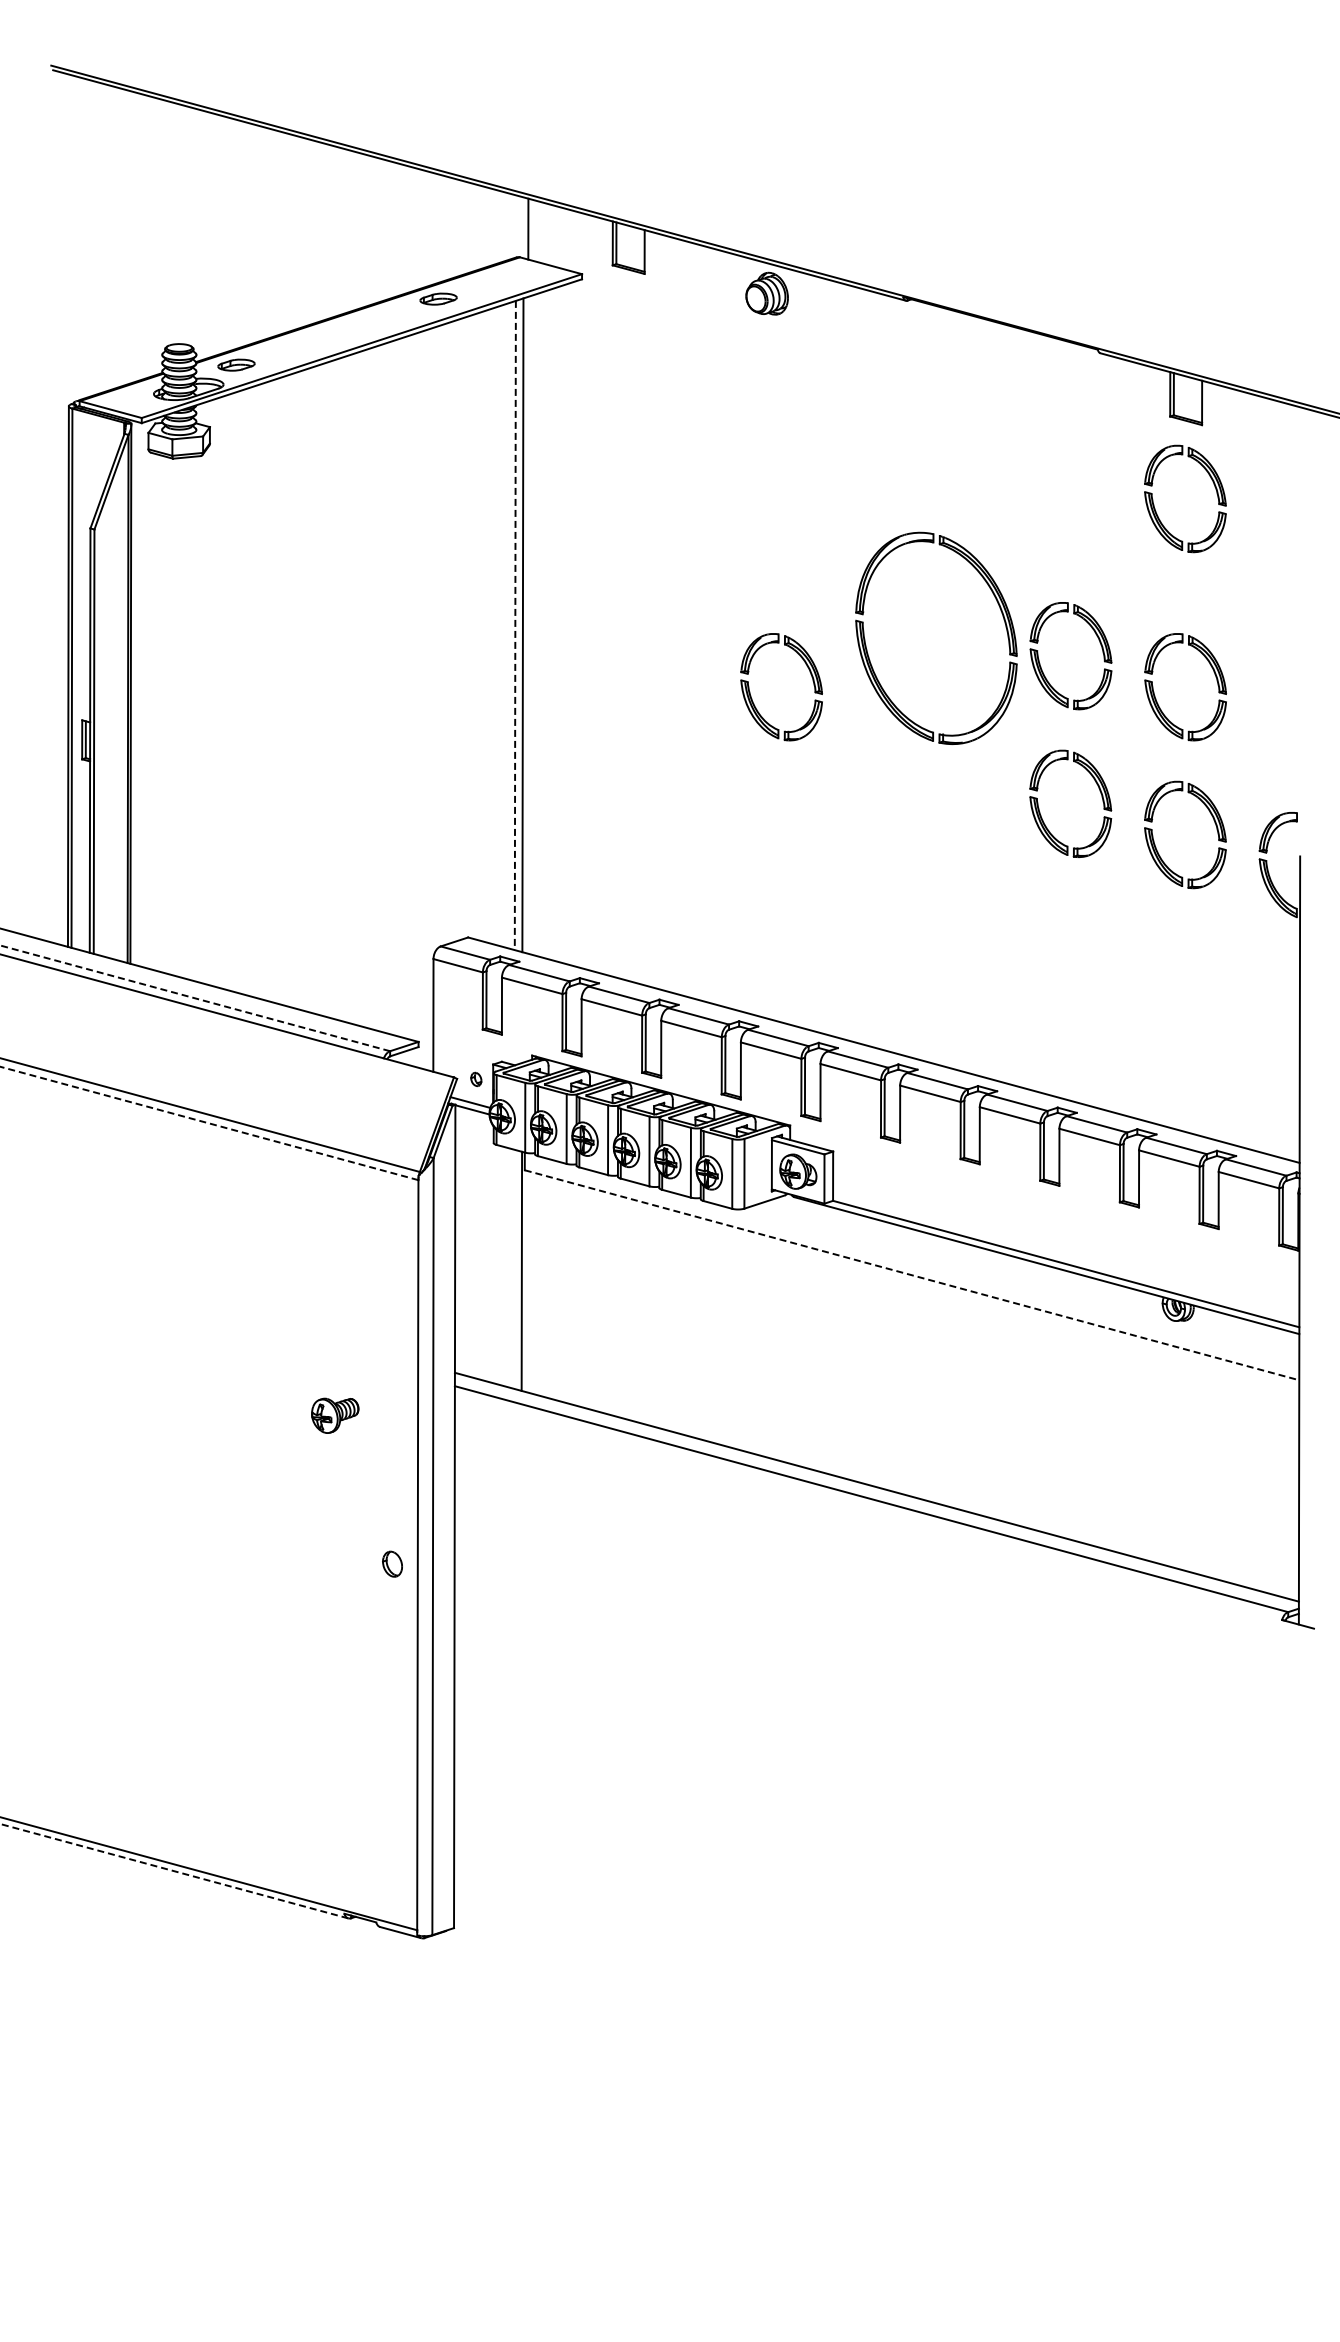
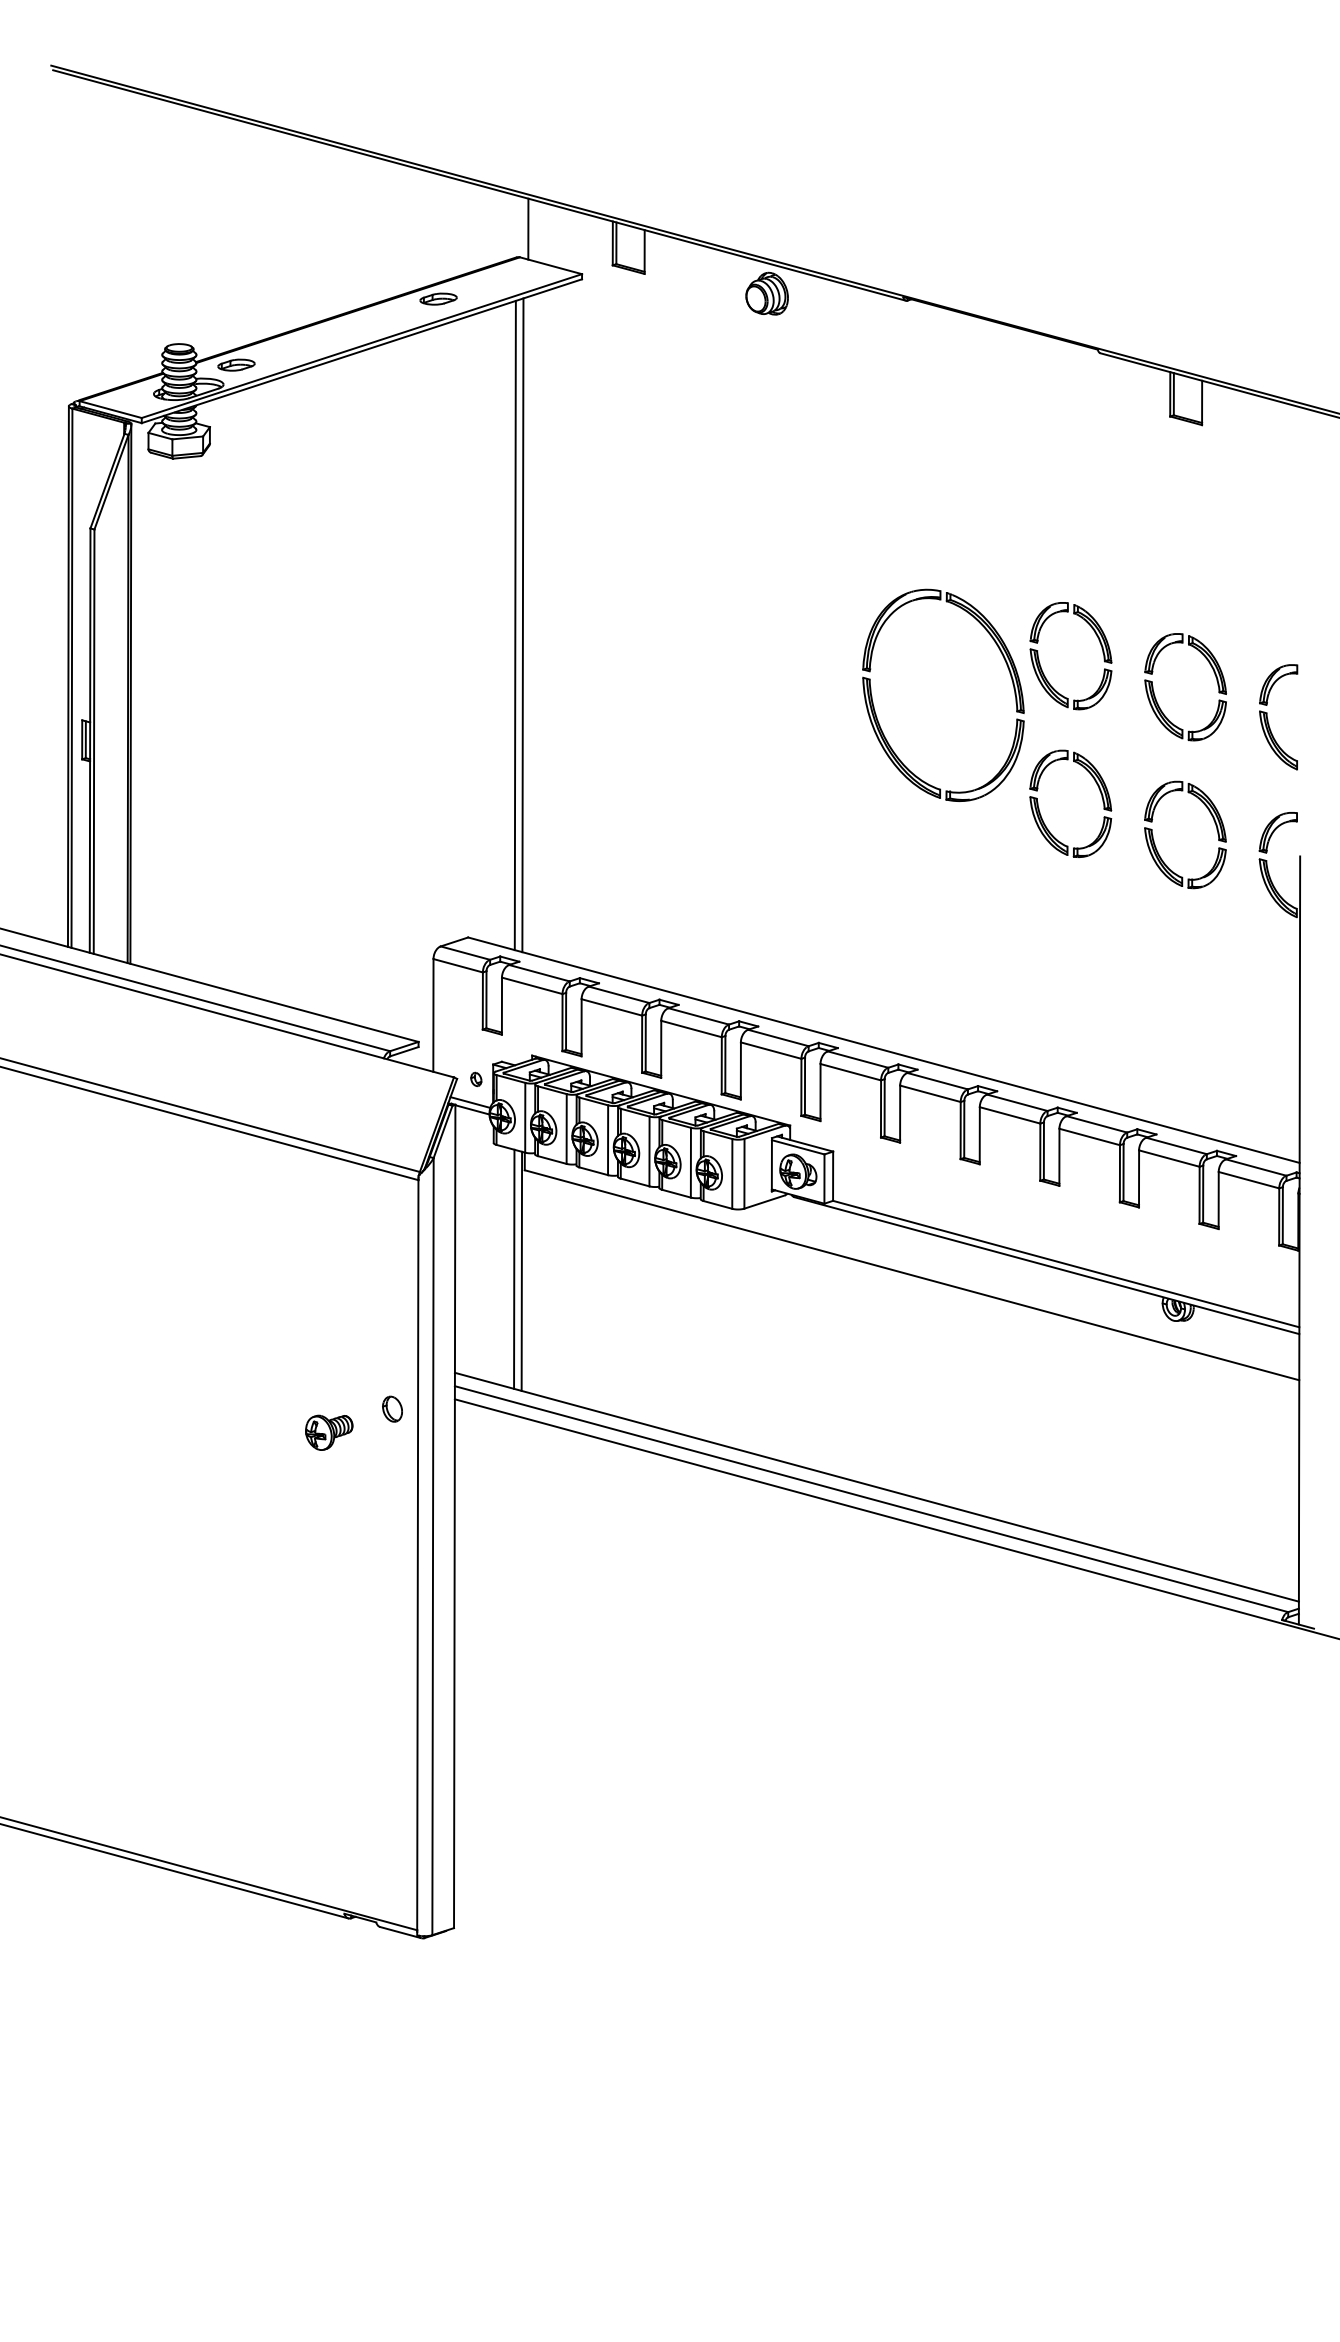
part: present -> none (1214, 487)
part position: (1000, 611) -> (1007, 668) (1007, 668)
line: dashed -> solid (515, 625)
part: present -> none (752, 698)
part: none -> present (1268, 719)
line: dashed -> solid (195, 998)
line: dashed -> solid (209, 1123)
line: none -> present (514, 1268)
line: dashed -> solid (912, 1275)
part position: (335, 1415) -> (329, 1432) (329, 1432)
line: none -> present (895, 1518)
part position: (392, 1563) -> (392, 1408) (392, 1408)
line: dashed -> solid (173, 1871)
